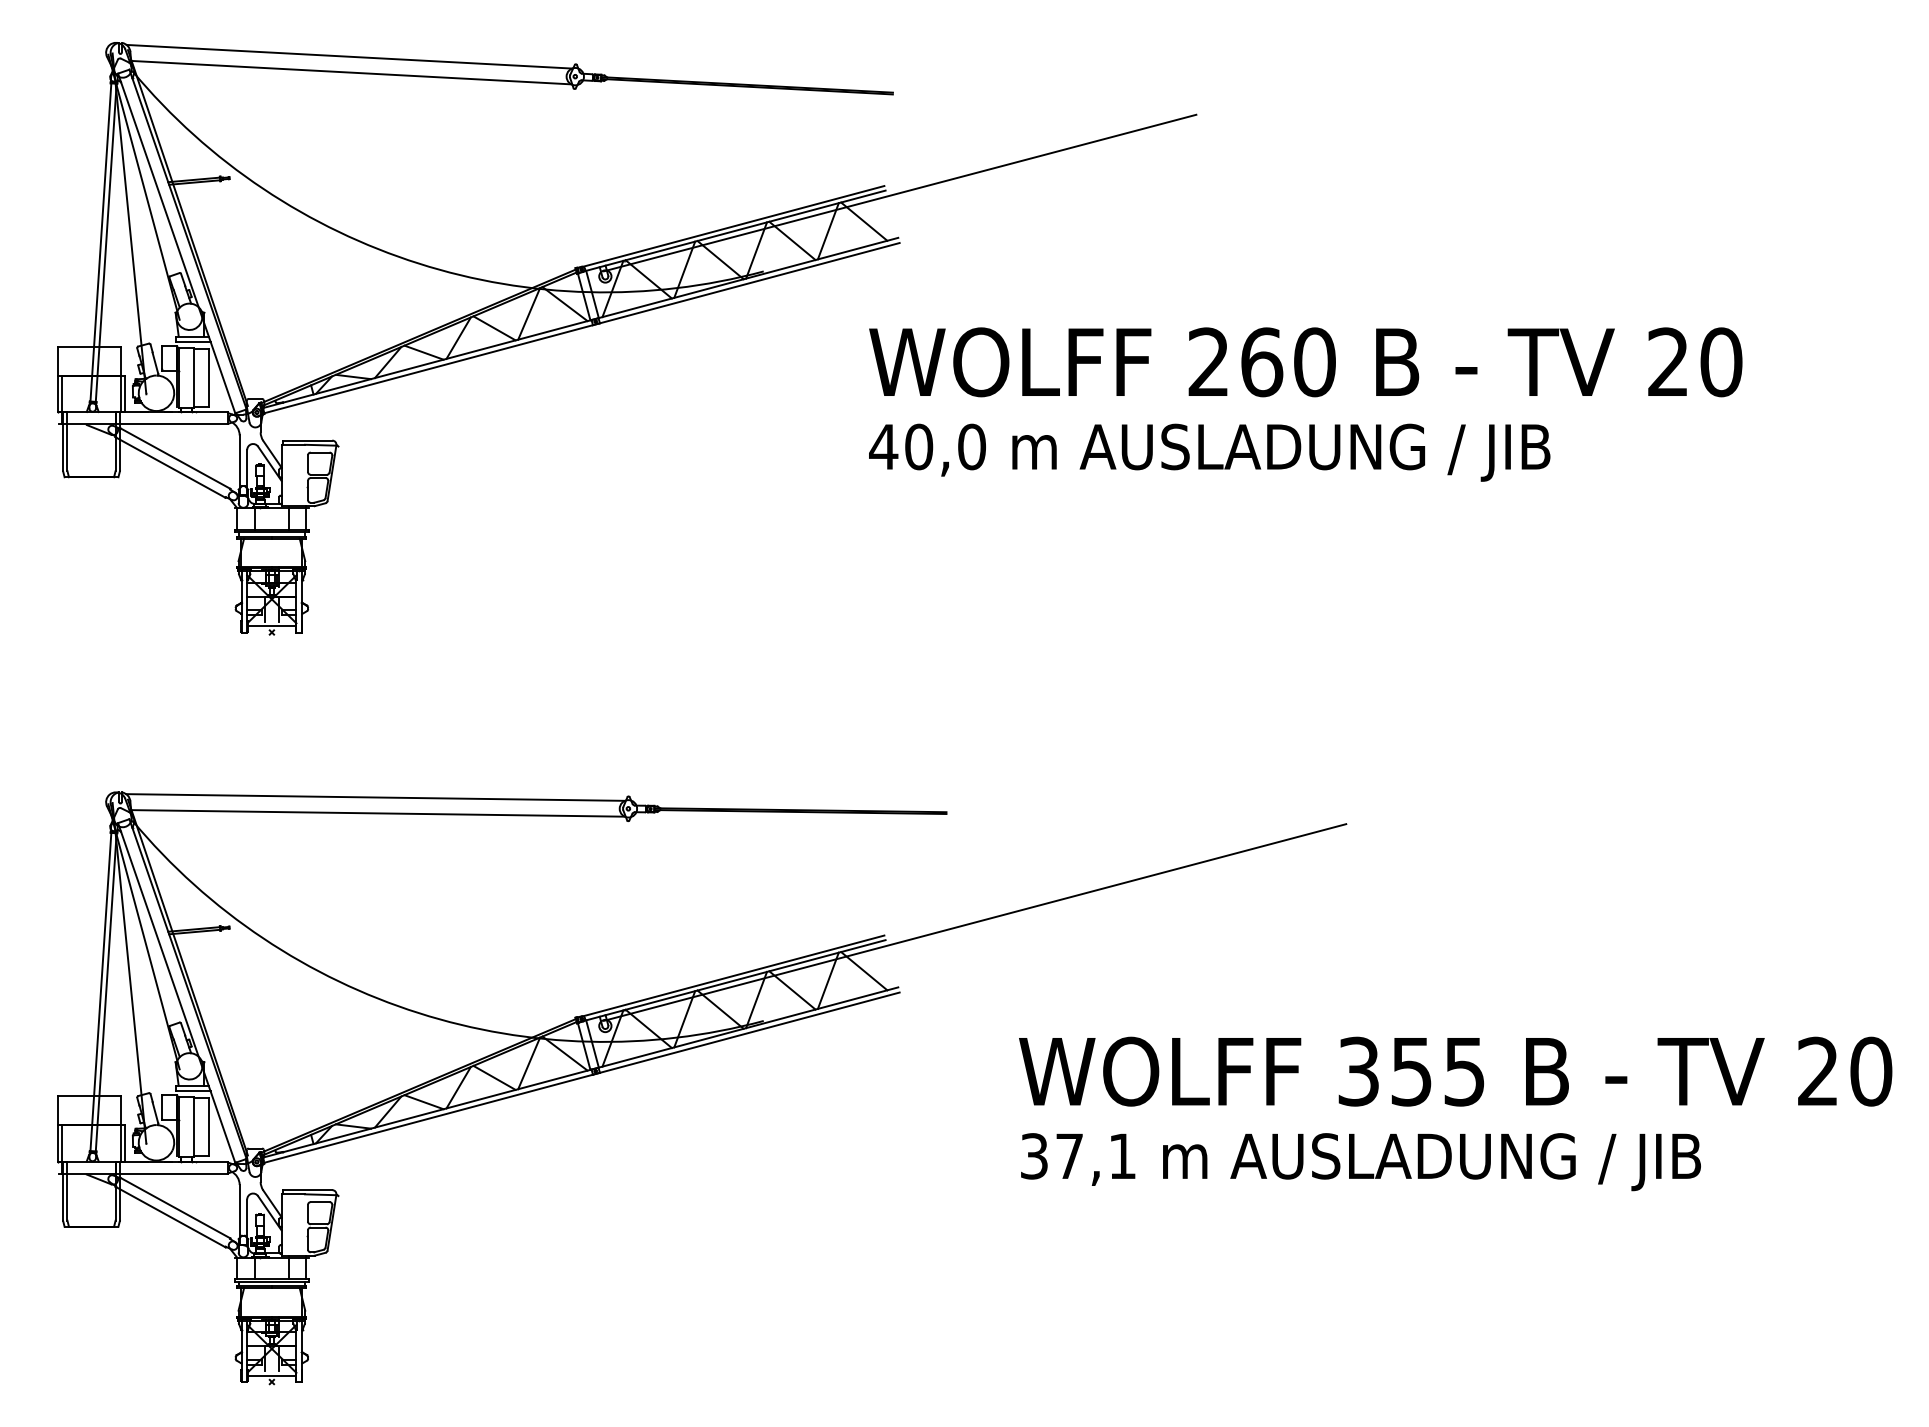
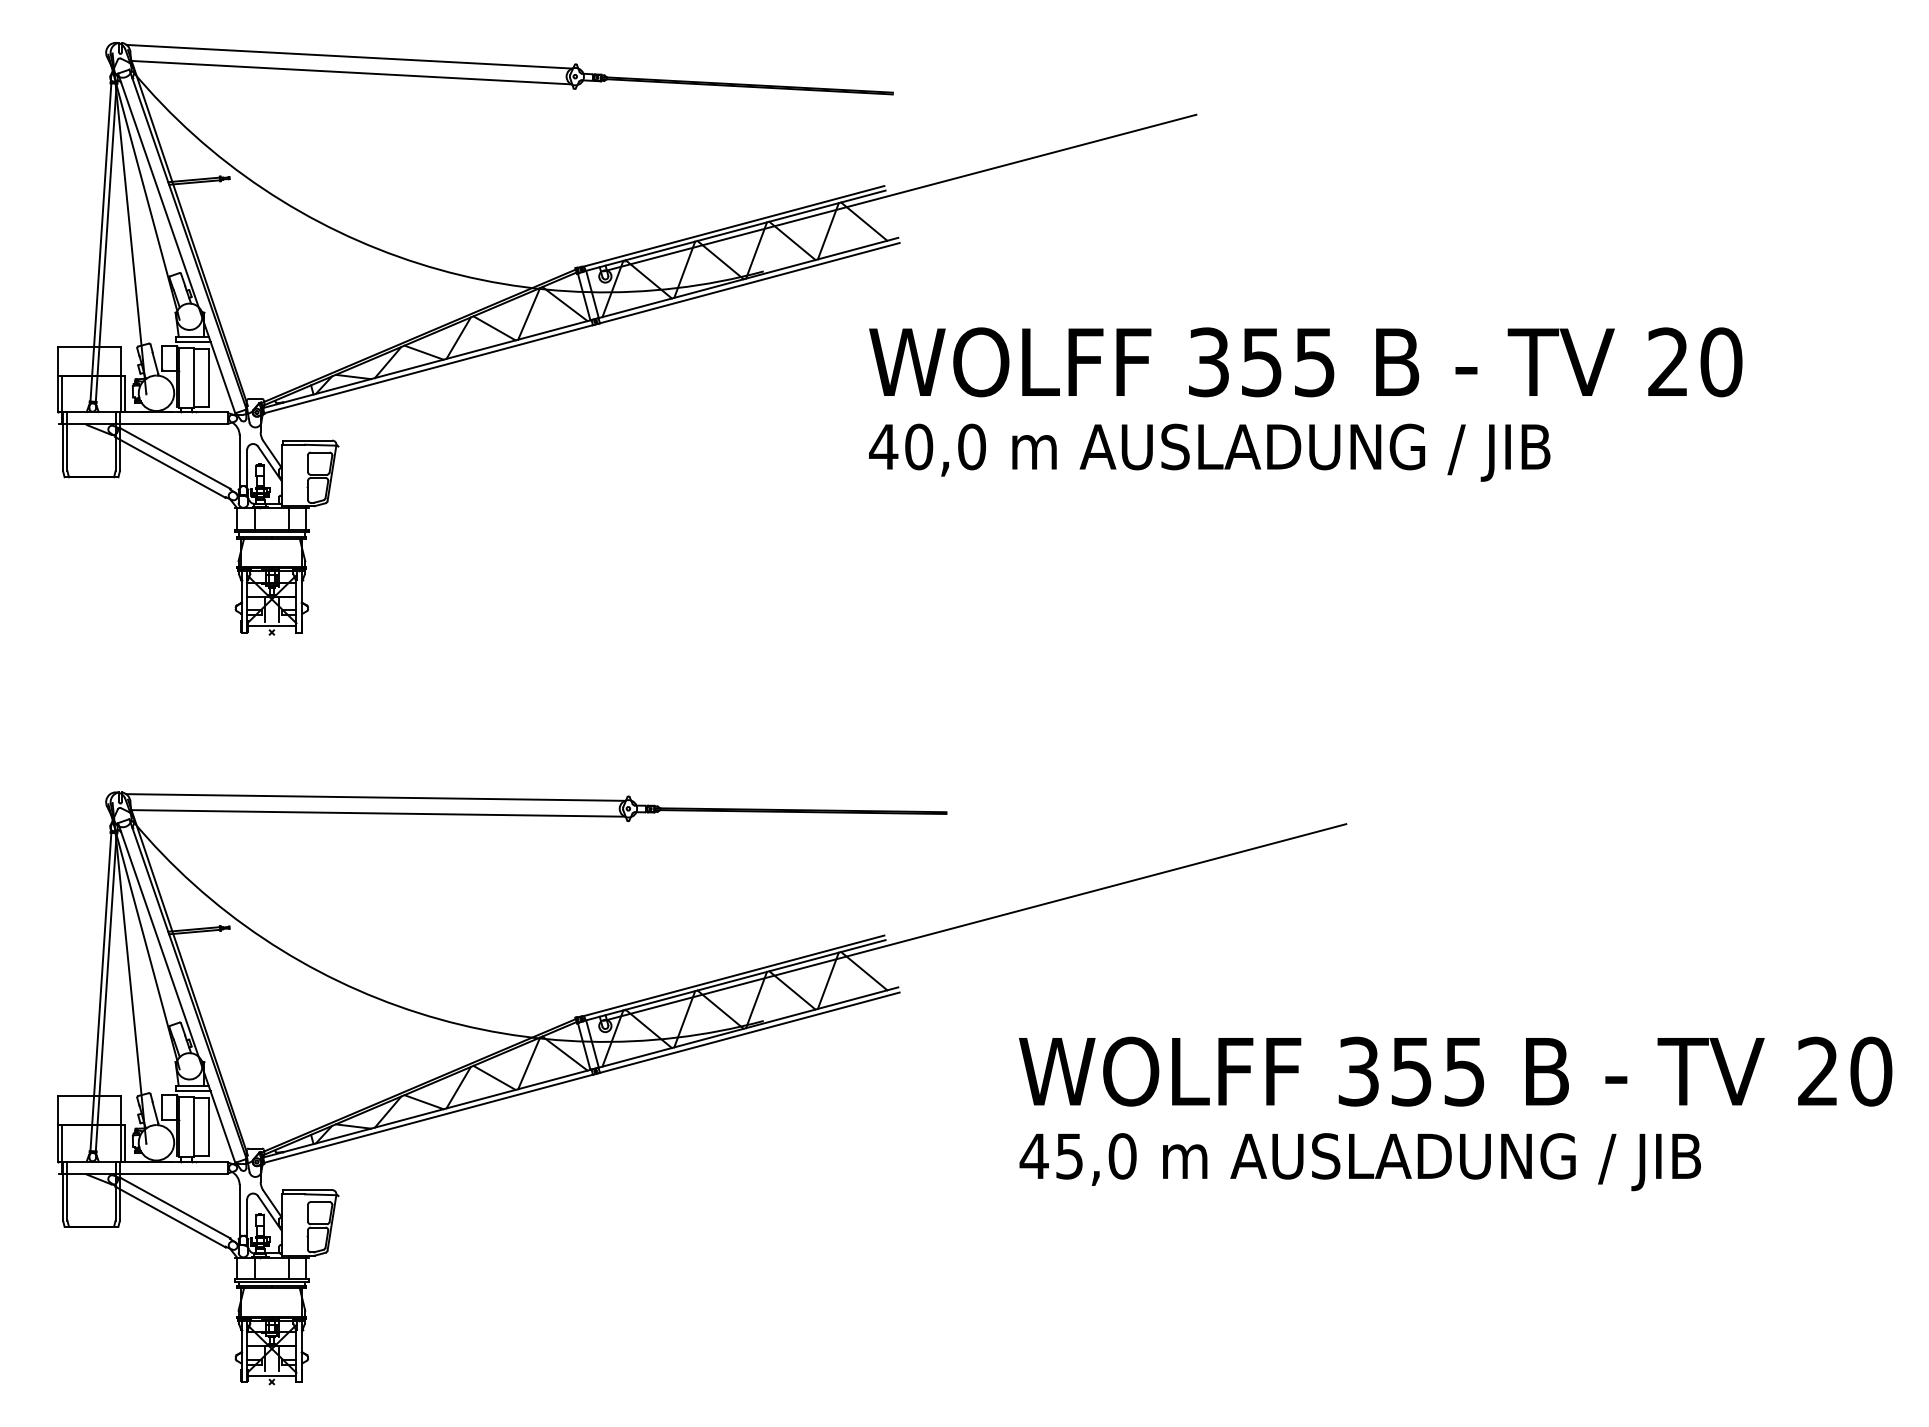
text: 260 -> 355 (1261, 362)
text: 37,1 -> 45,0 (1077, 1156)
